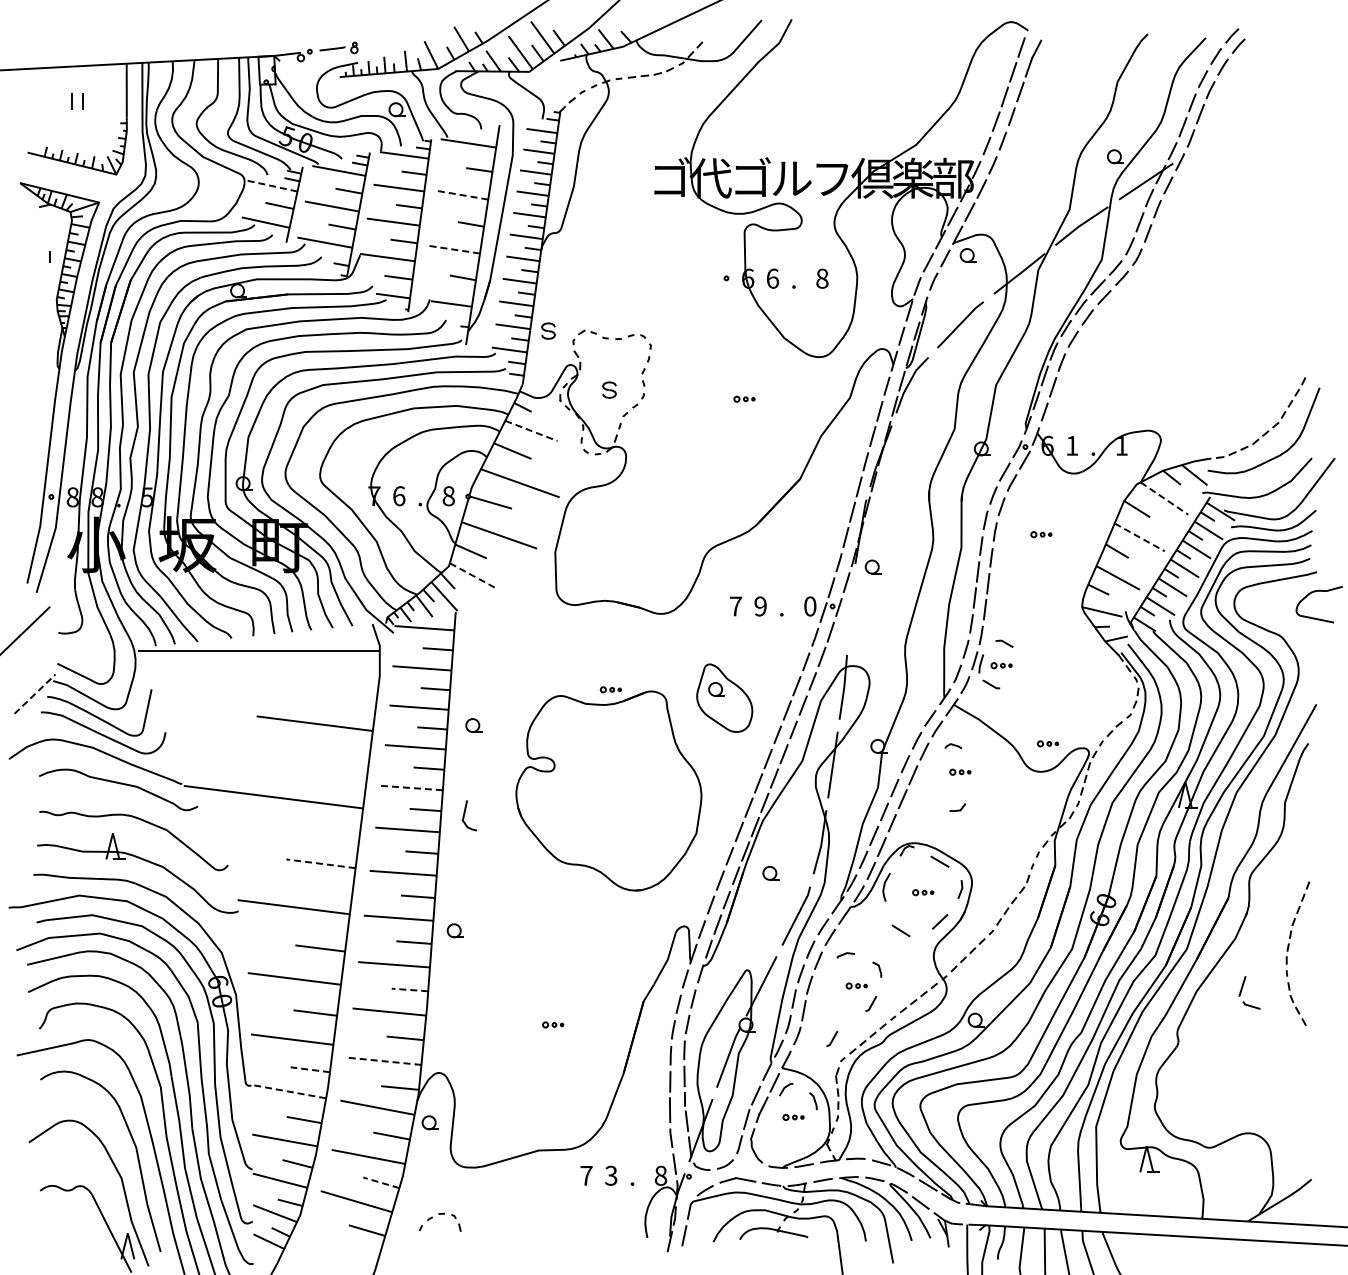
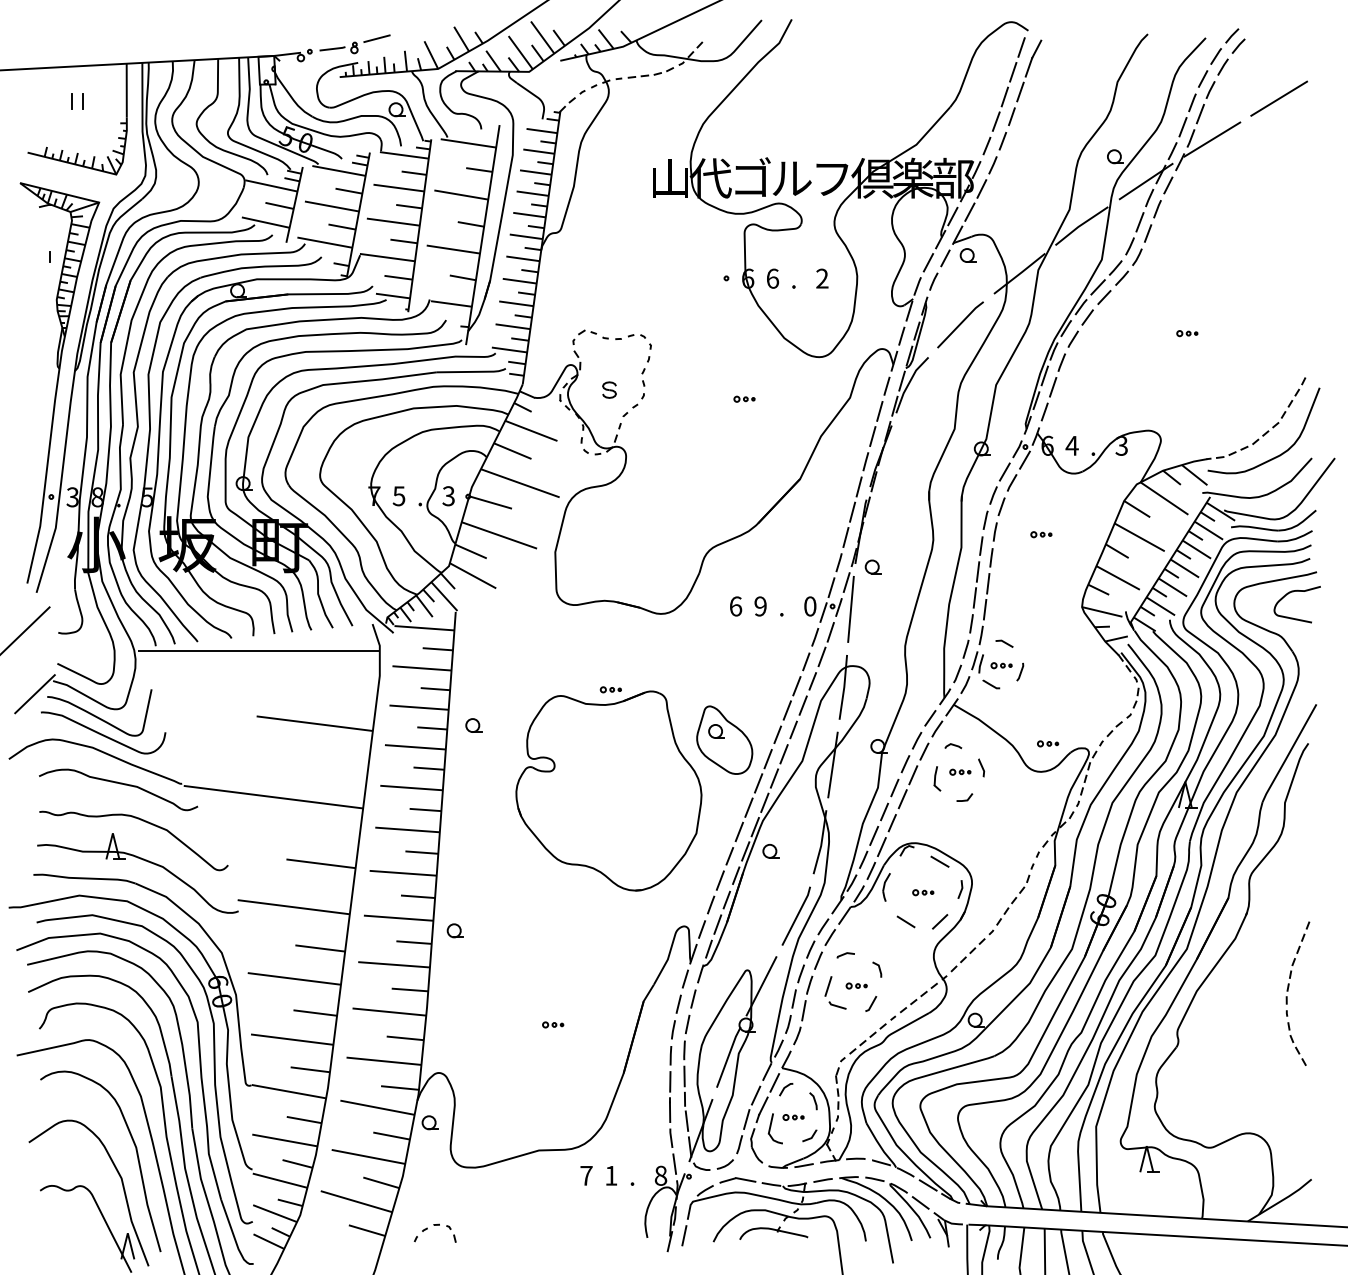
line: none -> present (376, 38)
line: none -> present (1279, 98)
line: none -> present (1212, 139)
text: ゴ -> 山 (671, 177)
line: dashed -> solid (271, 185)
line: dashed -> solid (460, 194)
line: dashed -> solid (453, 249)
text: 8 -> 2 (822, 278)
part: present -> none (548, 330)
part: none -> present (1187, 333)
line: dashed -> solid (531, 430)
text: 1 -> 4 (1071, 445)
text: 1 -> 3 (1121, 445)
text: 6 -> 5 (398, 496)
text: 8 -> 3 (448, 496)
text: 8 -> 3 (72, 497)
line: dashed -> solid (1164, 498)
line: dashed -> solid (1139, 537)
line: dashed -> solid (473, 576)
curve position: (1315, 592) -> (1293, 592) (1293, 592)
text: 7 -> 6 (735, 606)
line: none -> present (850, 608)
line: none -> present (1020, 671)
line: dashed -> solid (35, 693)
part position: (724, 697) -> (724, 739) (724, 739)
line: none -> present (981, 767)
part: none -> present (937, 778)
line: dashed -> solid (411, 788)
line position: (957, 809) -> (964, 799) (964, 799)
part position: (468, 815) -> (774, 1128) (774, 1128)
line: dashed -> solid (321, 863)
part position: (770, 873) -> (770, 851) (770, 851)
line position: (900, 930) -> (905, 921) (905, 921)
part position: (1288, 951) -> (1288, 991) (1288, 991)
line: dashed -> solid (409, 989)
part position: (1242, 990) -> (828, 990) (828, 990)
line: present -> none (832, 1038)
line: dashed -> solid (383, 1061)
line: dashed -> solid (310, 1069)
line: dashed -> solid (288, 1091)
line: none -> present (809, 1137)
text: 3 -> 1 (611, 1175)
line: dashed -> solid (381, 1182)
part position: (439, 1214) -> (434, 1225) (434, 1225)
